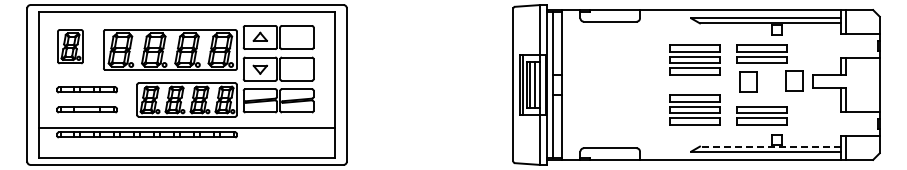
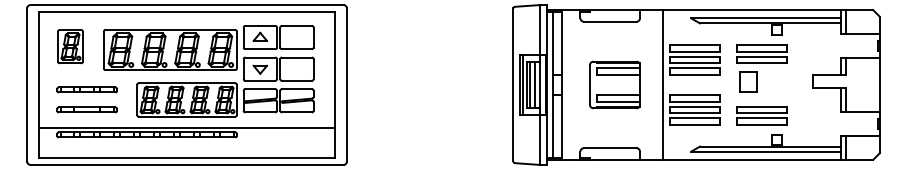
part: present -> none (794, 80)
part: none -> present (614, 84)
line: none -> present (663, 84)
line: dashed -> solid (770, 146)
